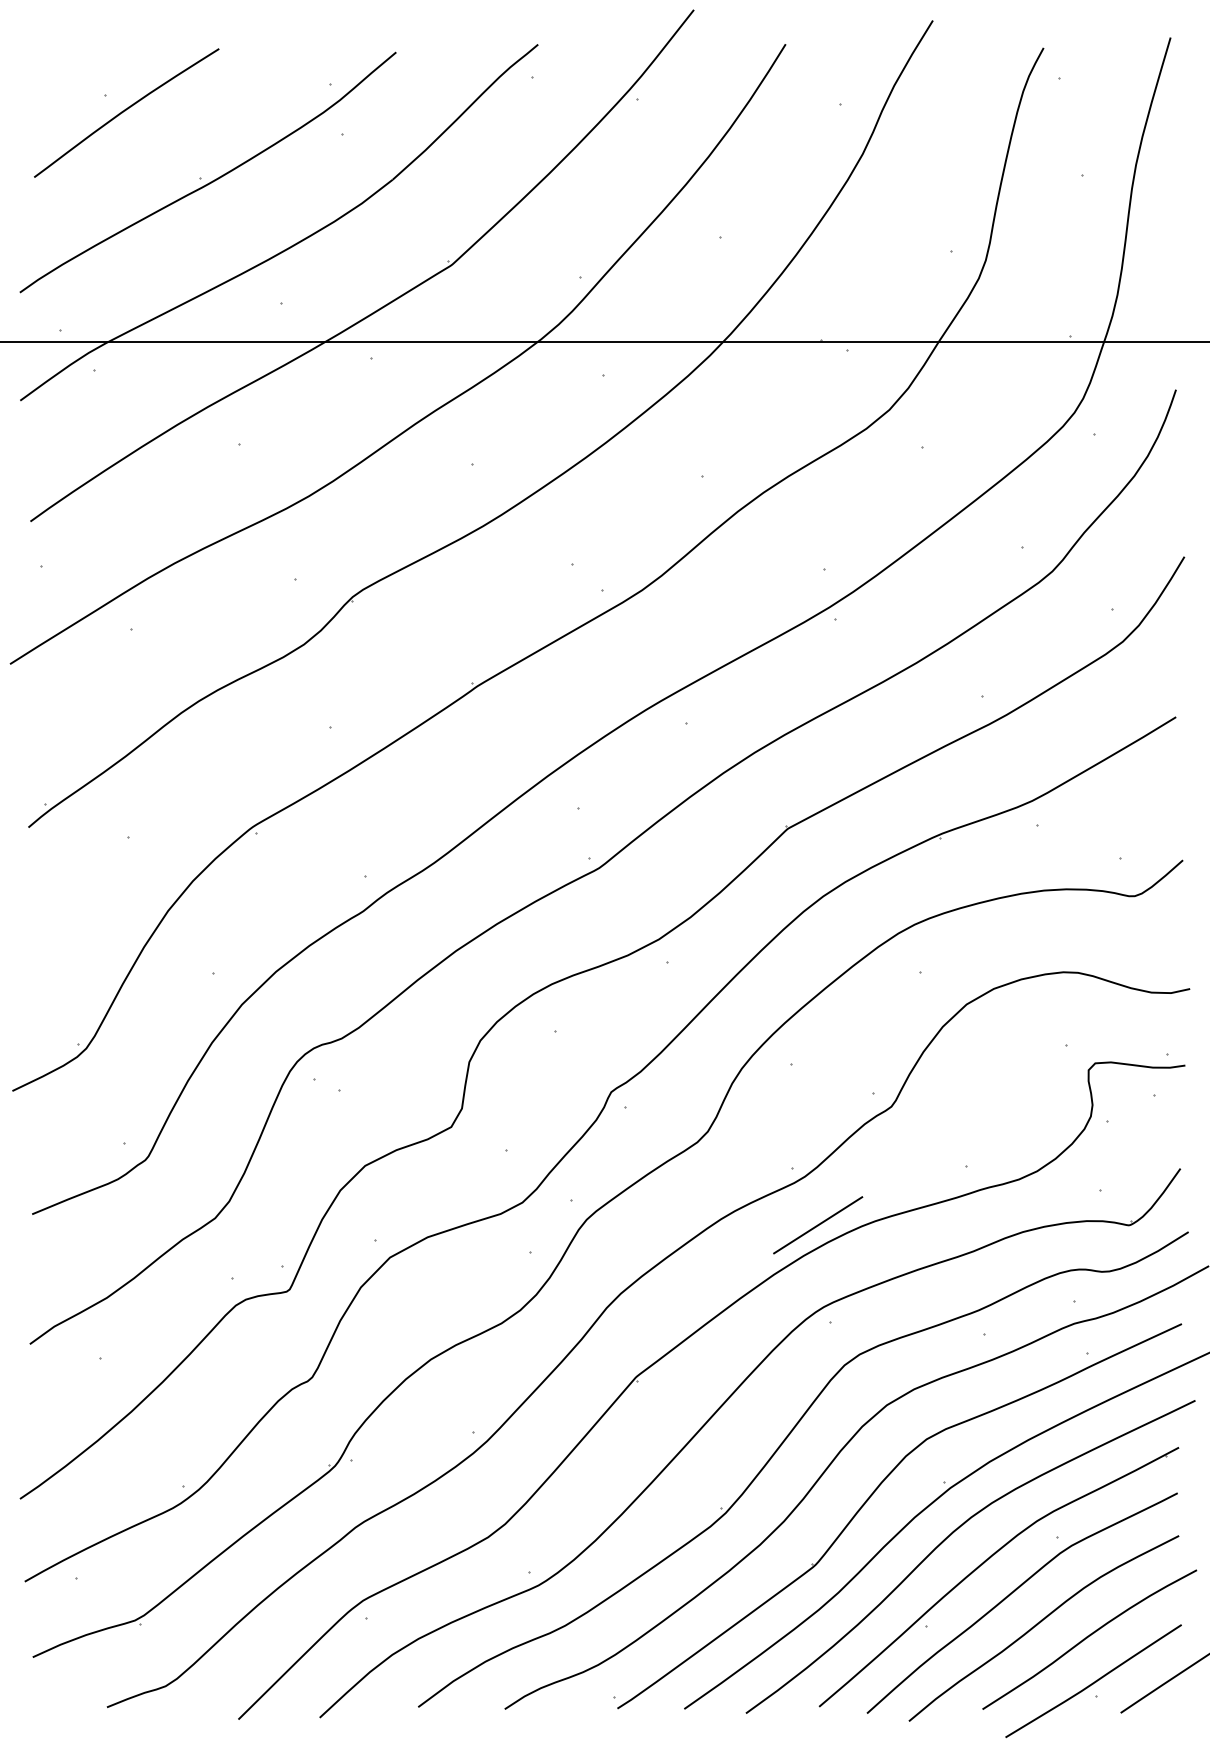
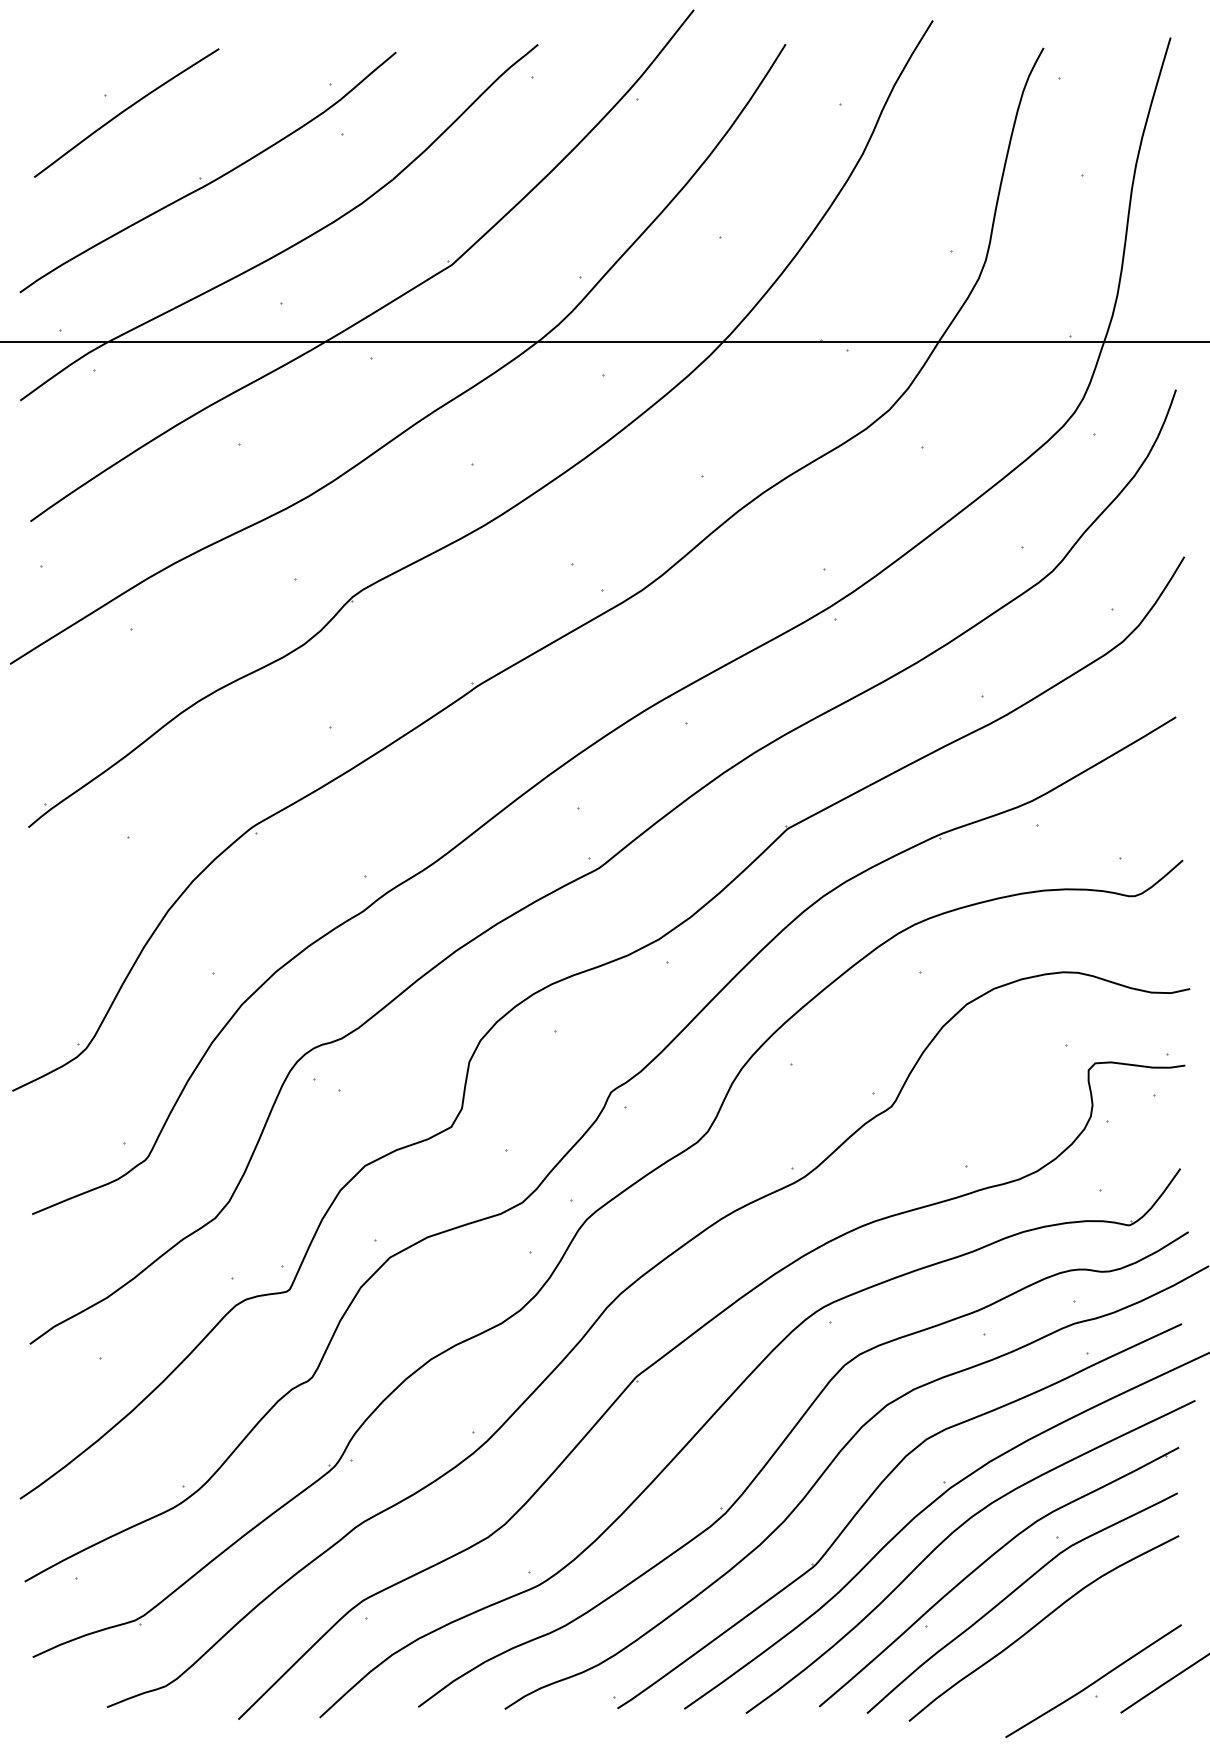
line: present -> none (818, 1225)
curve: present -> none (1088, 1637)
